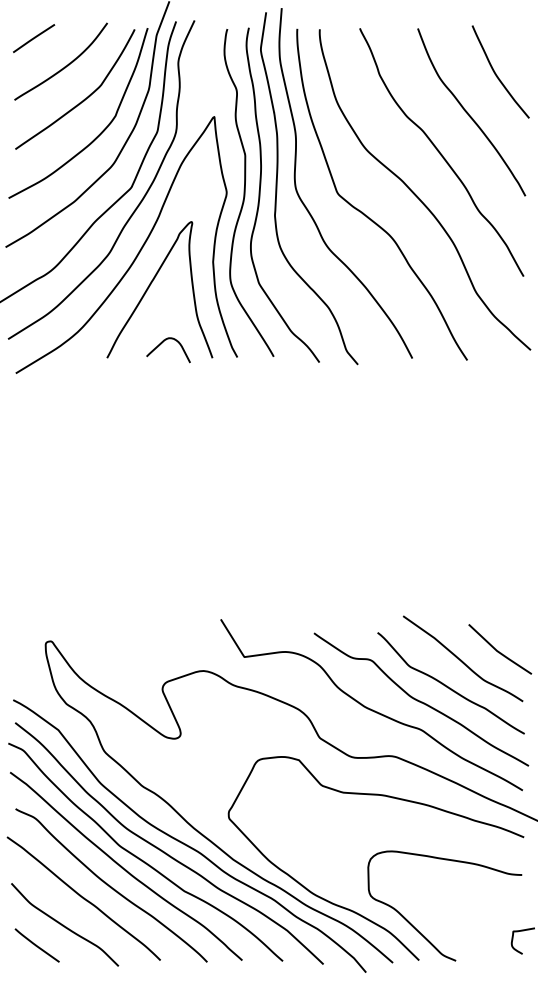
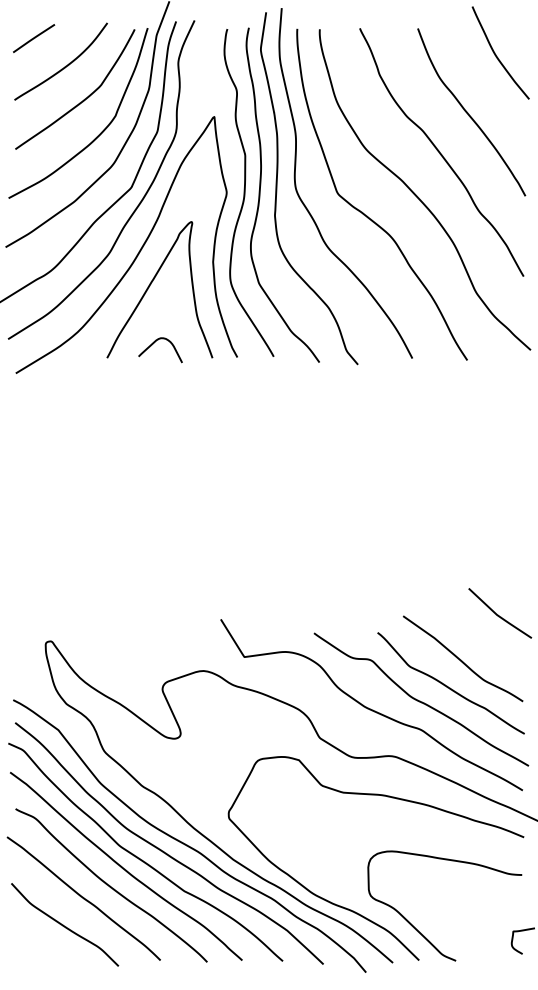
curve position: (496, 73) -> (496, 54) (496, 54)
curve position: (162, 343) -> (154, 343) (154, 343)
curve position: (498, 650) -> (498, 614) (498, 614)
line: present -> none (36, 945)
